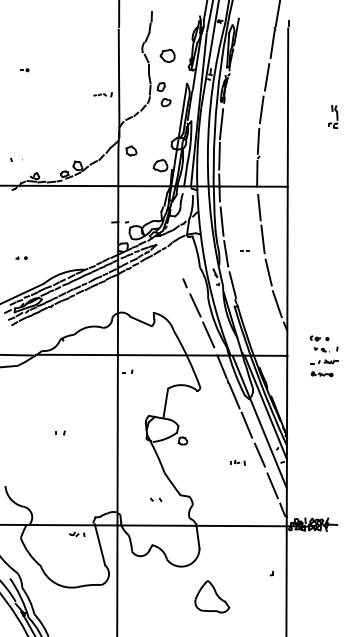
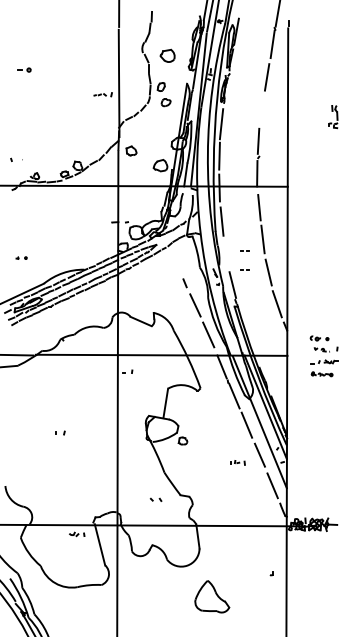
part size: 10x5 px -> 15x6 px (24, 69)
line: present -> none (261, 109)
line: present -> none (226, 253)
part: none -> present (244, 269)
